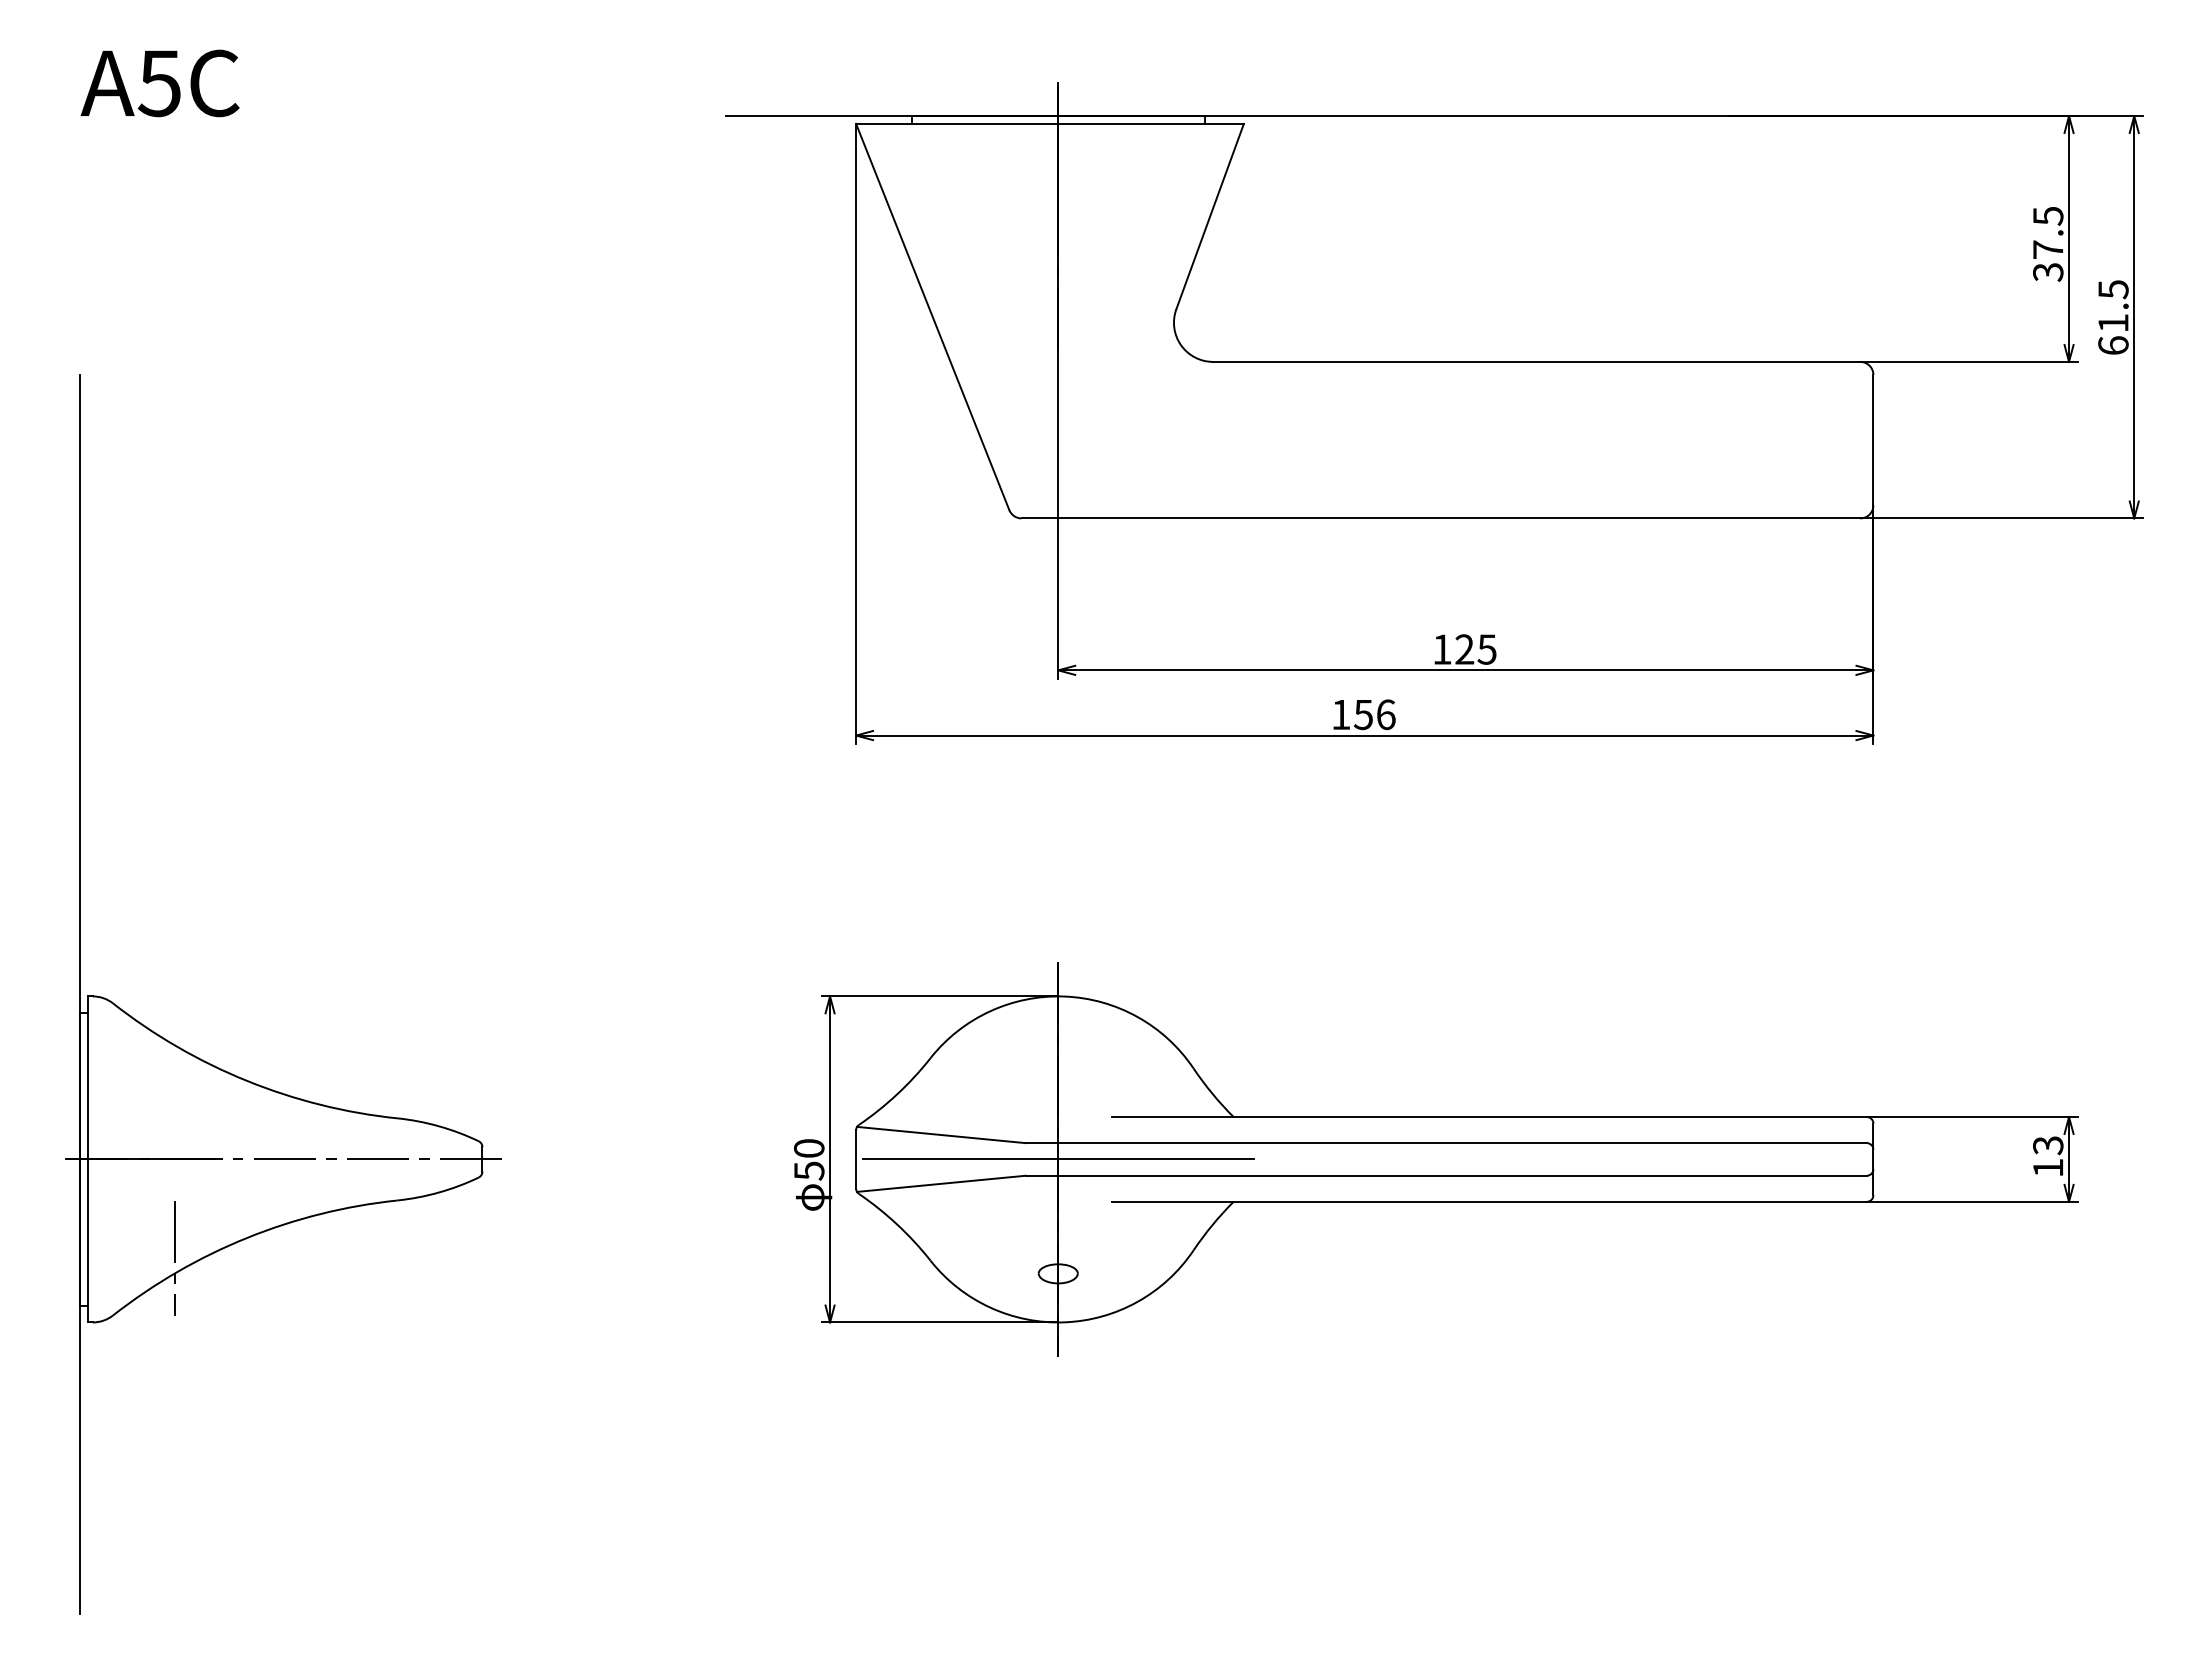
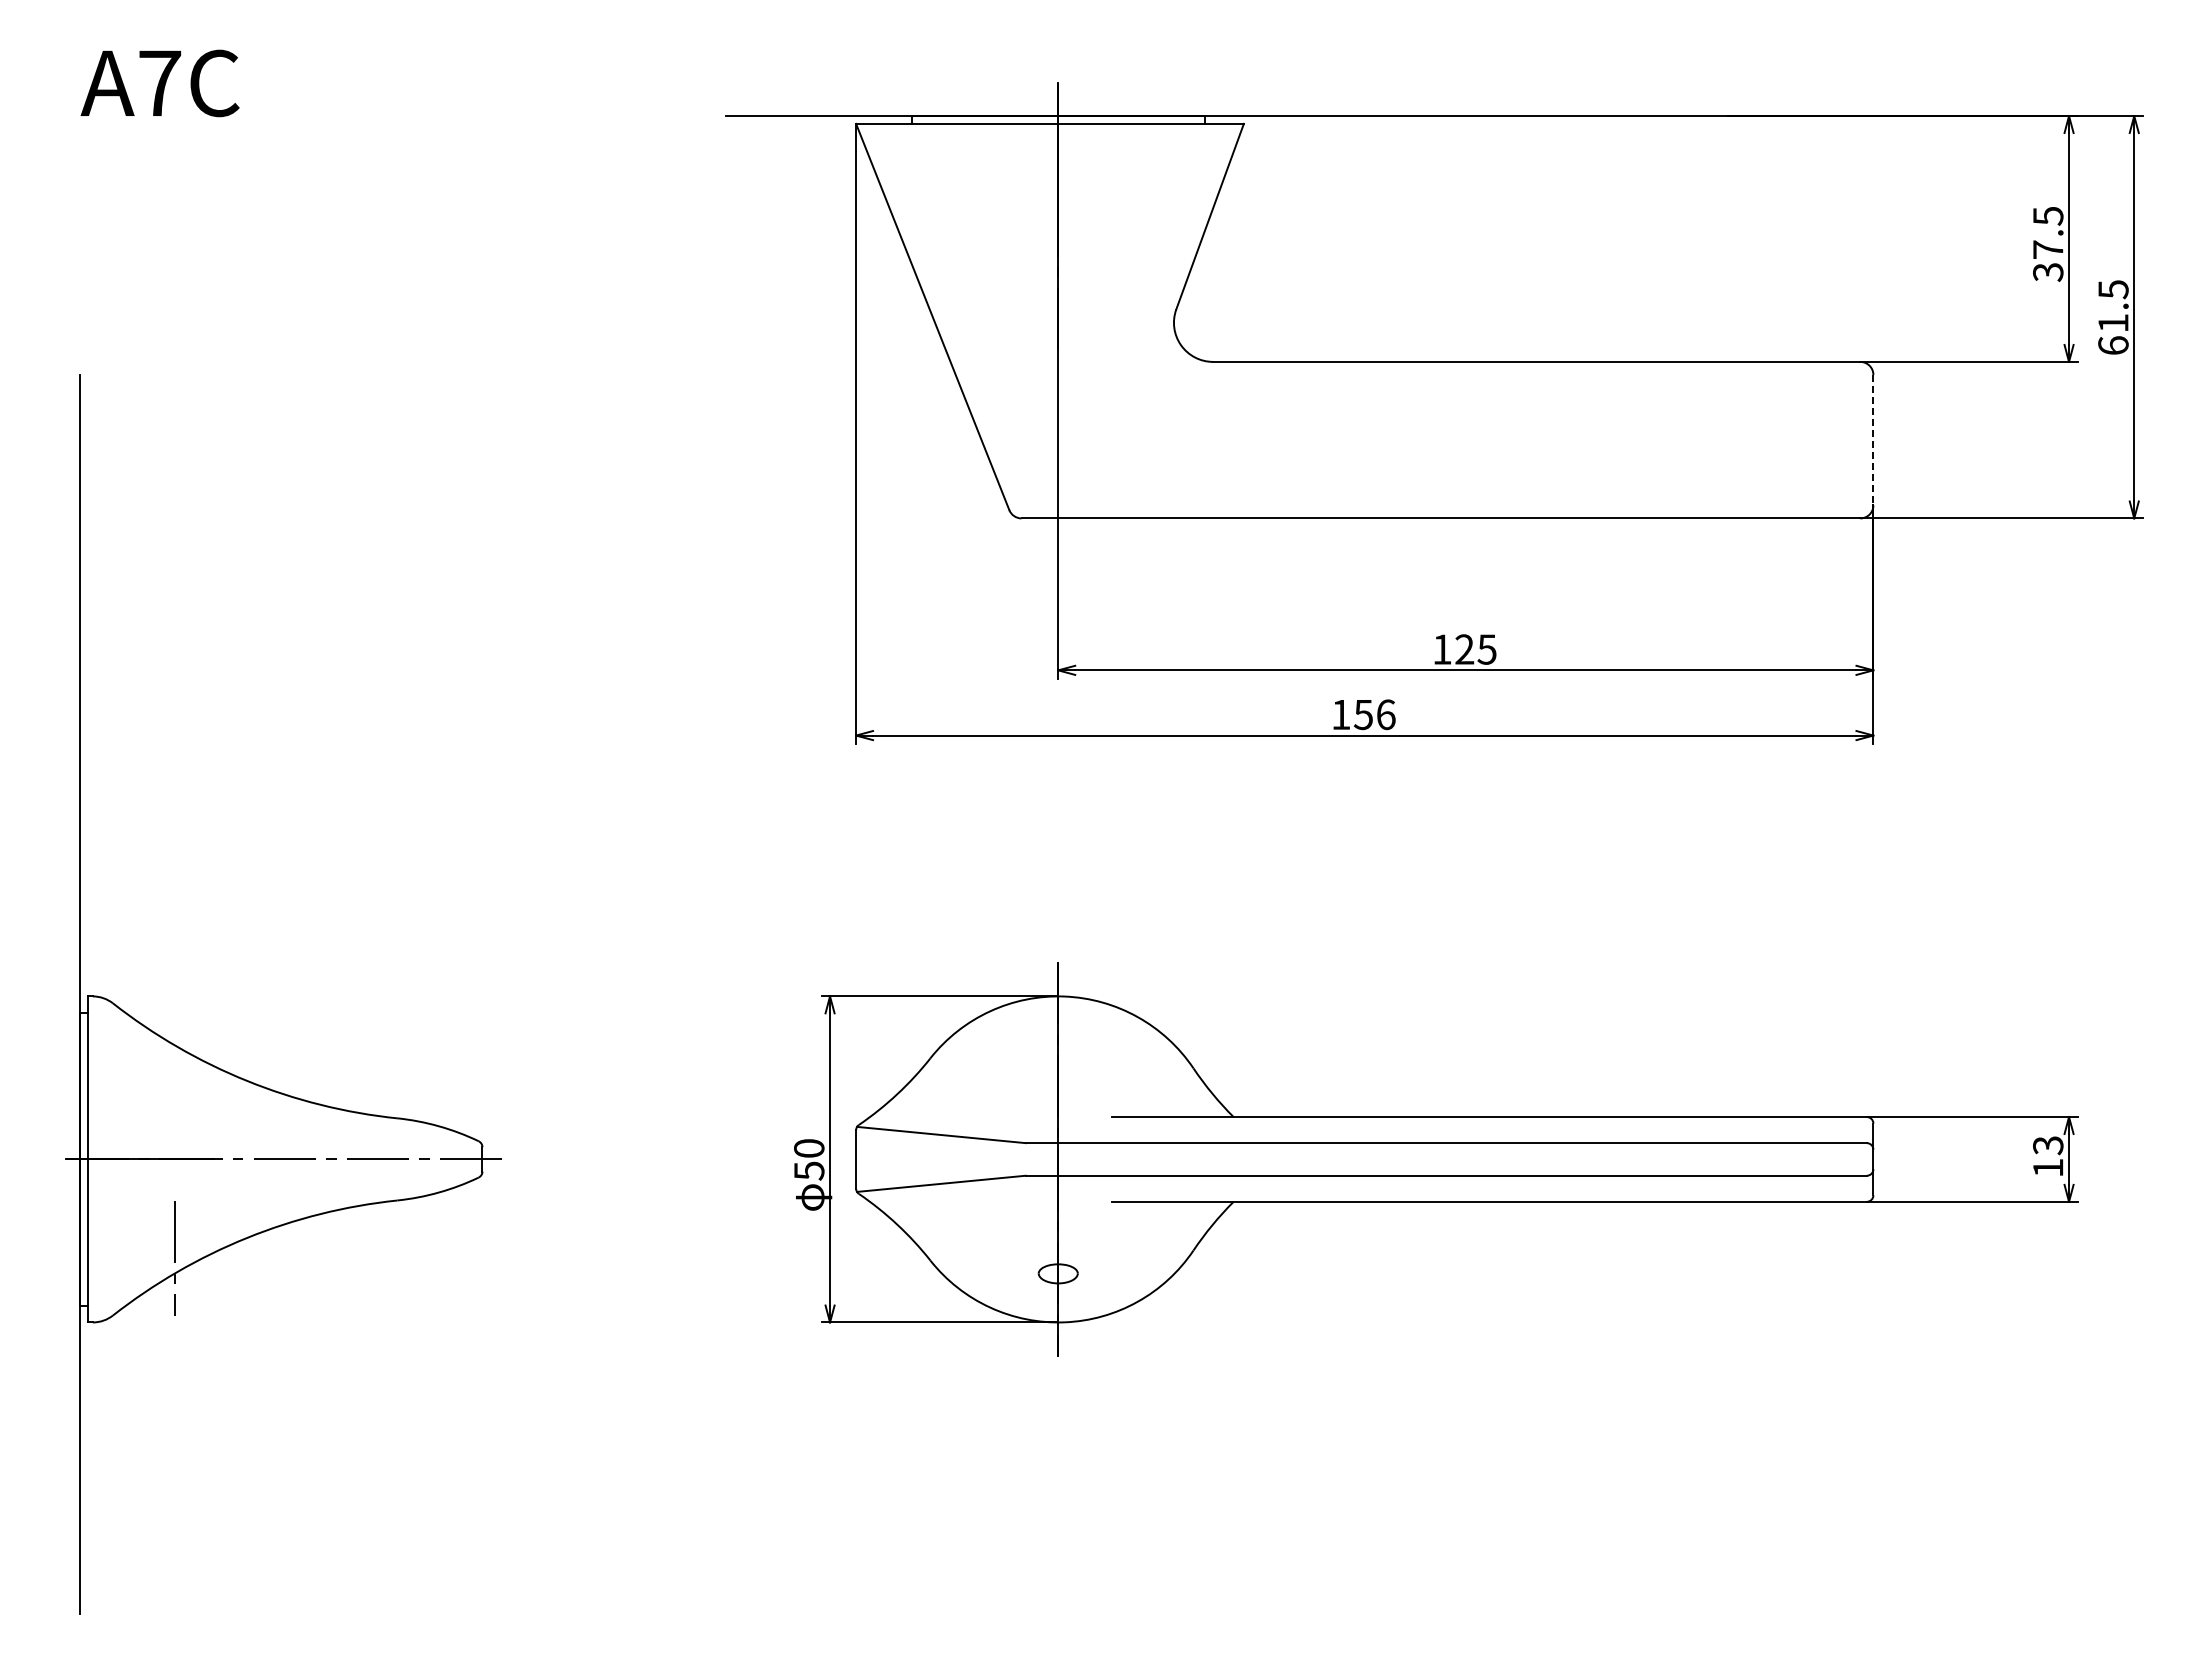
text: A5C -> A7C (159, 83)
line: solid -> dashed (1873, 440)
line: present -> none (1057, 1159)
